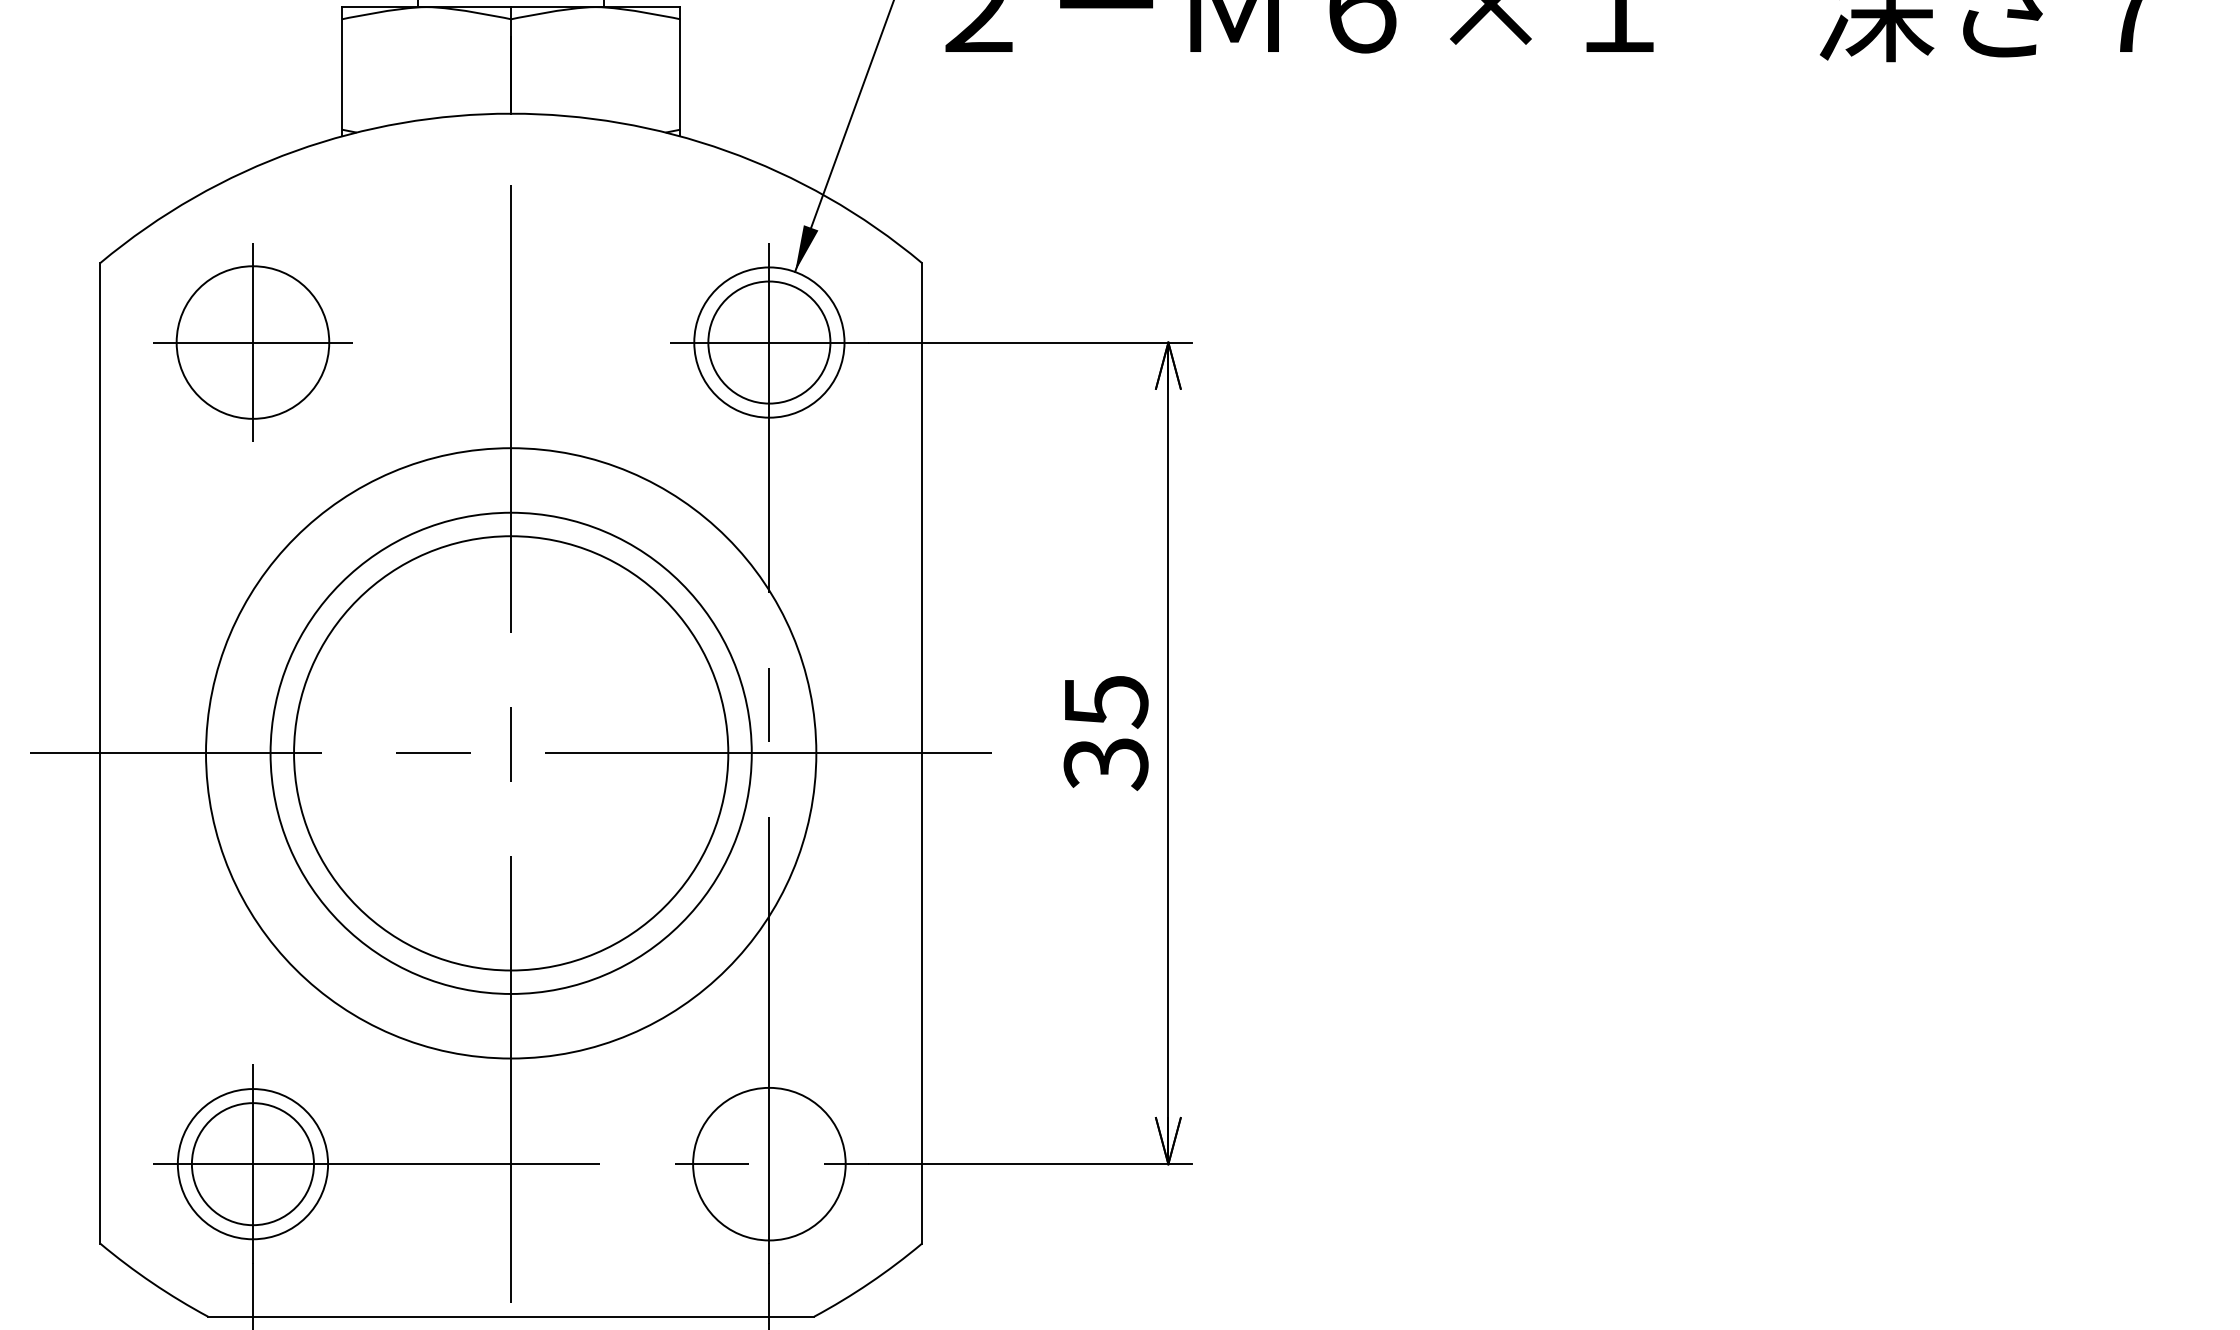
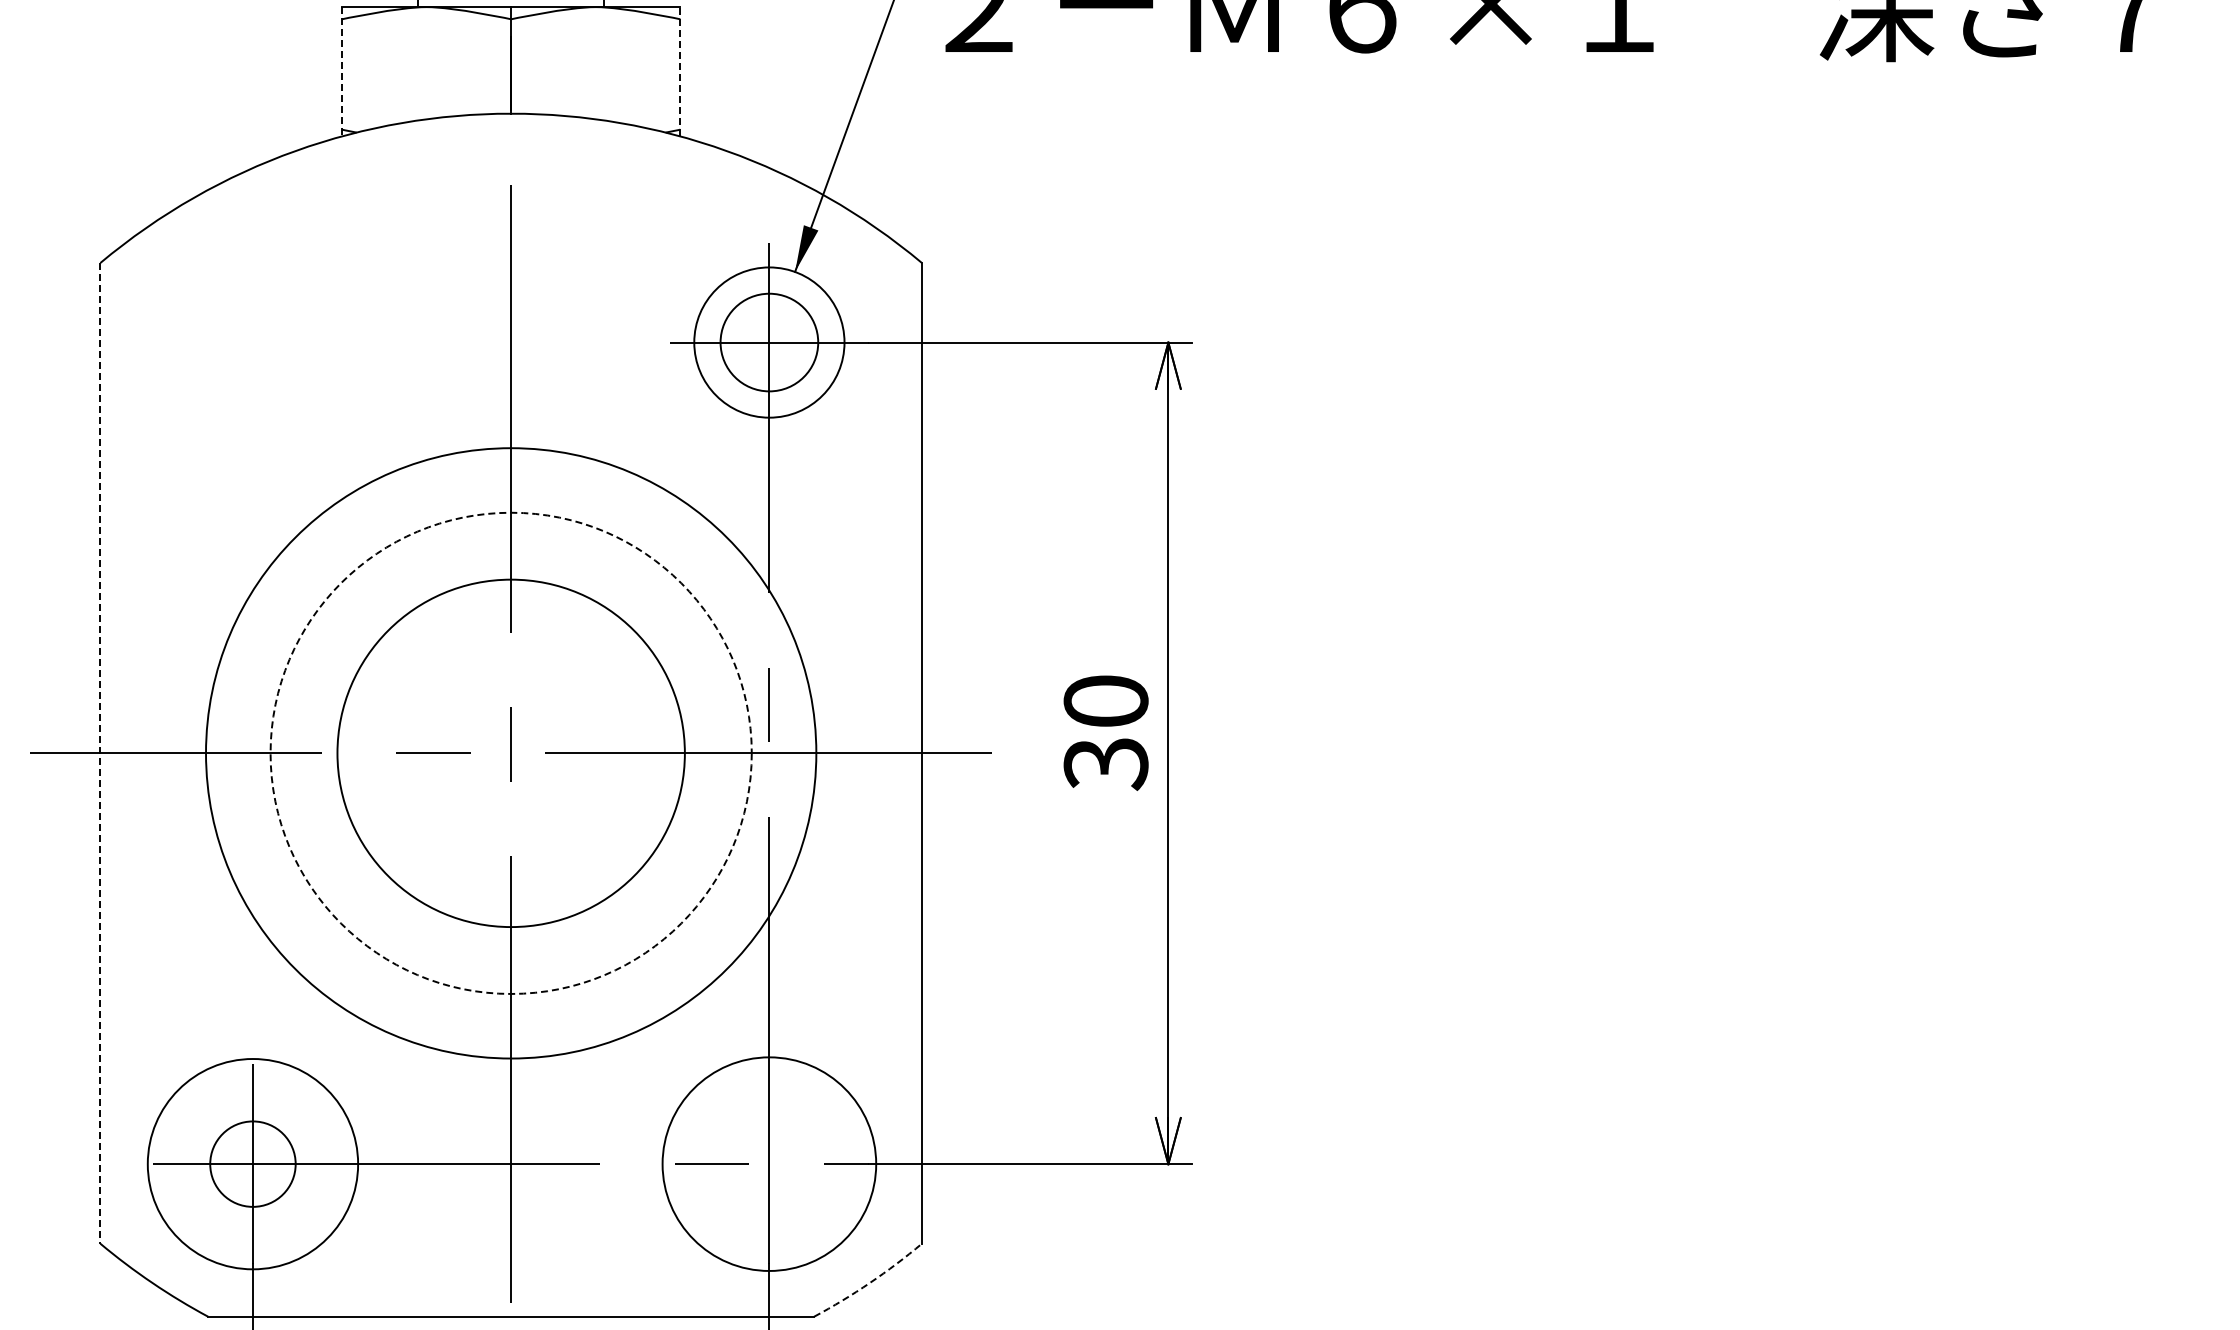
line: solid -> dashed (342, 71)
line: solid -> dashed (680, 71)
part: present -> none (252, 342)
circle diameter: 122 px -> 98 px (769, 342)
text: 35 -> 30 (1105, 701)
circle: solid -> dashed (510, 752)
line: solid -> dashed (100, 753)
circle diameter: 434 px -> 347 px (510, 753)
circle diameter: 153 px -> 214 px (769, 1163)
circle diameter: 122 px -> 85 px (252, 1163)
circle diameter: 150 px -> 210 px (252, 1164)
arc: solid -> dashed (869, 1282)
